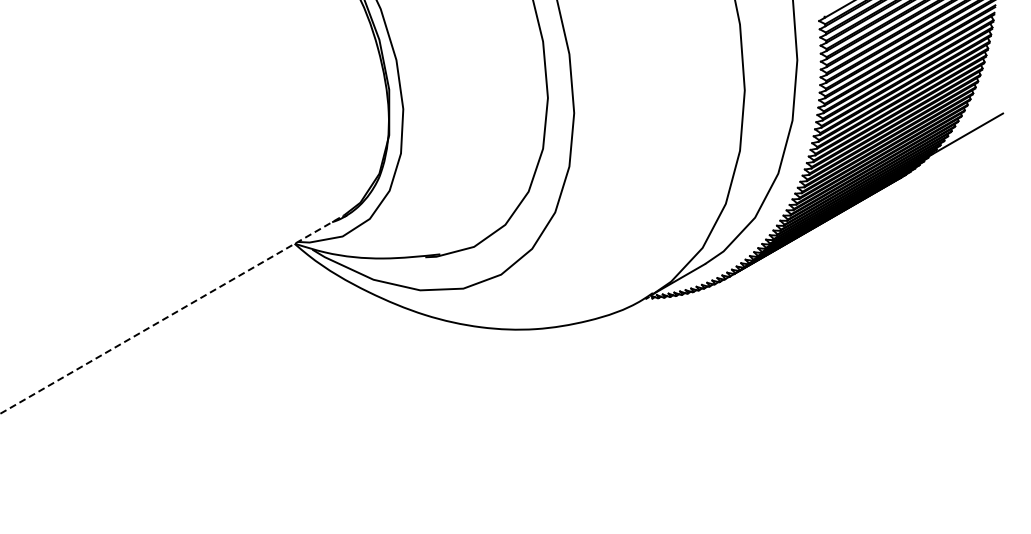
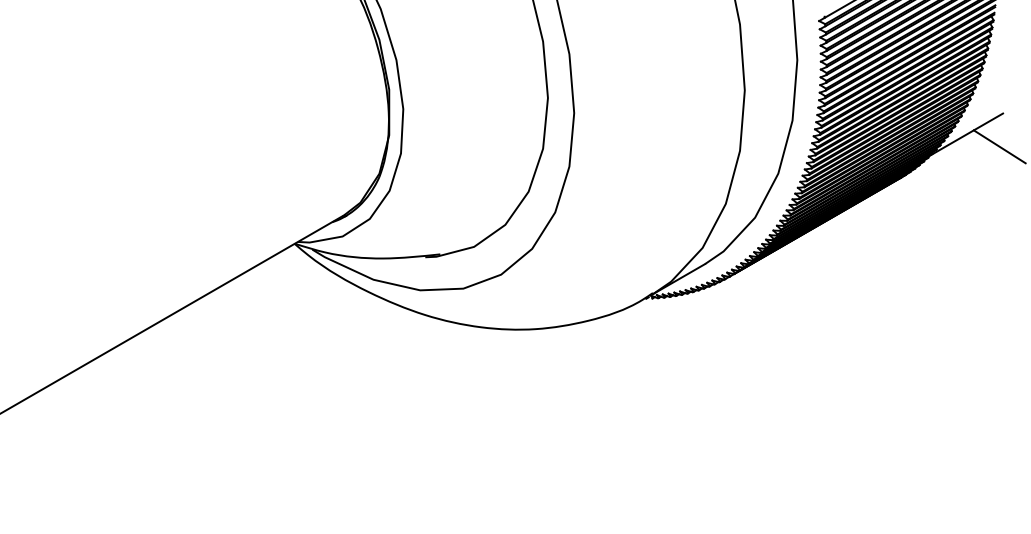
line: none -> present (999, 146)
line: dashed -> solid (172, 314)
